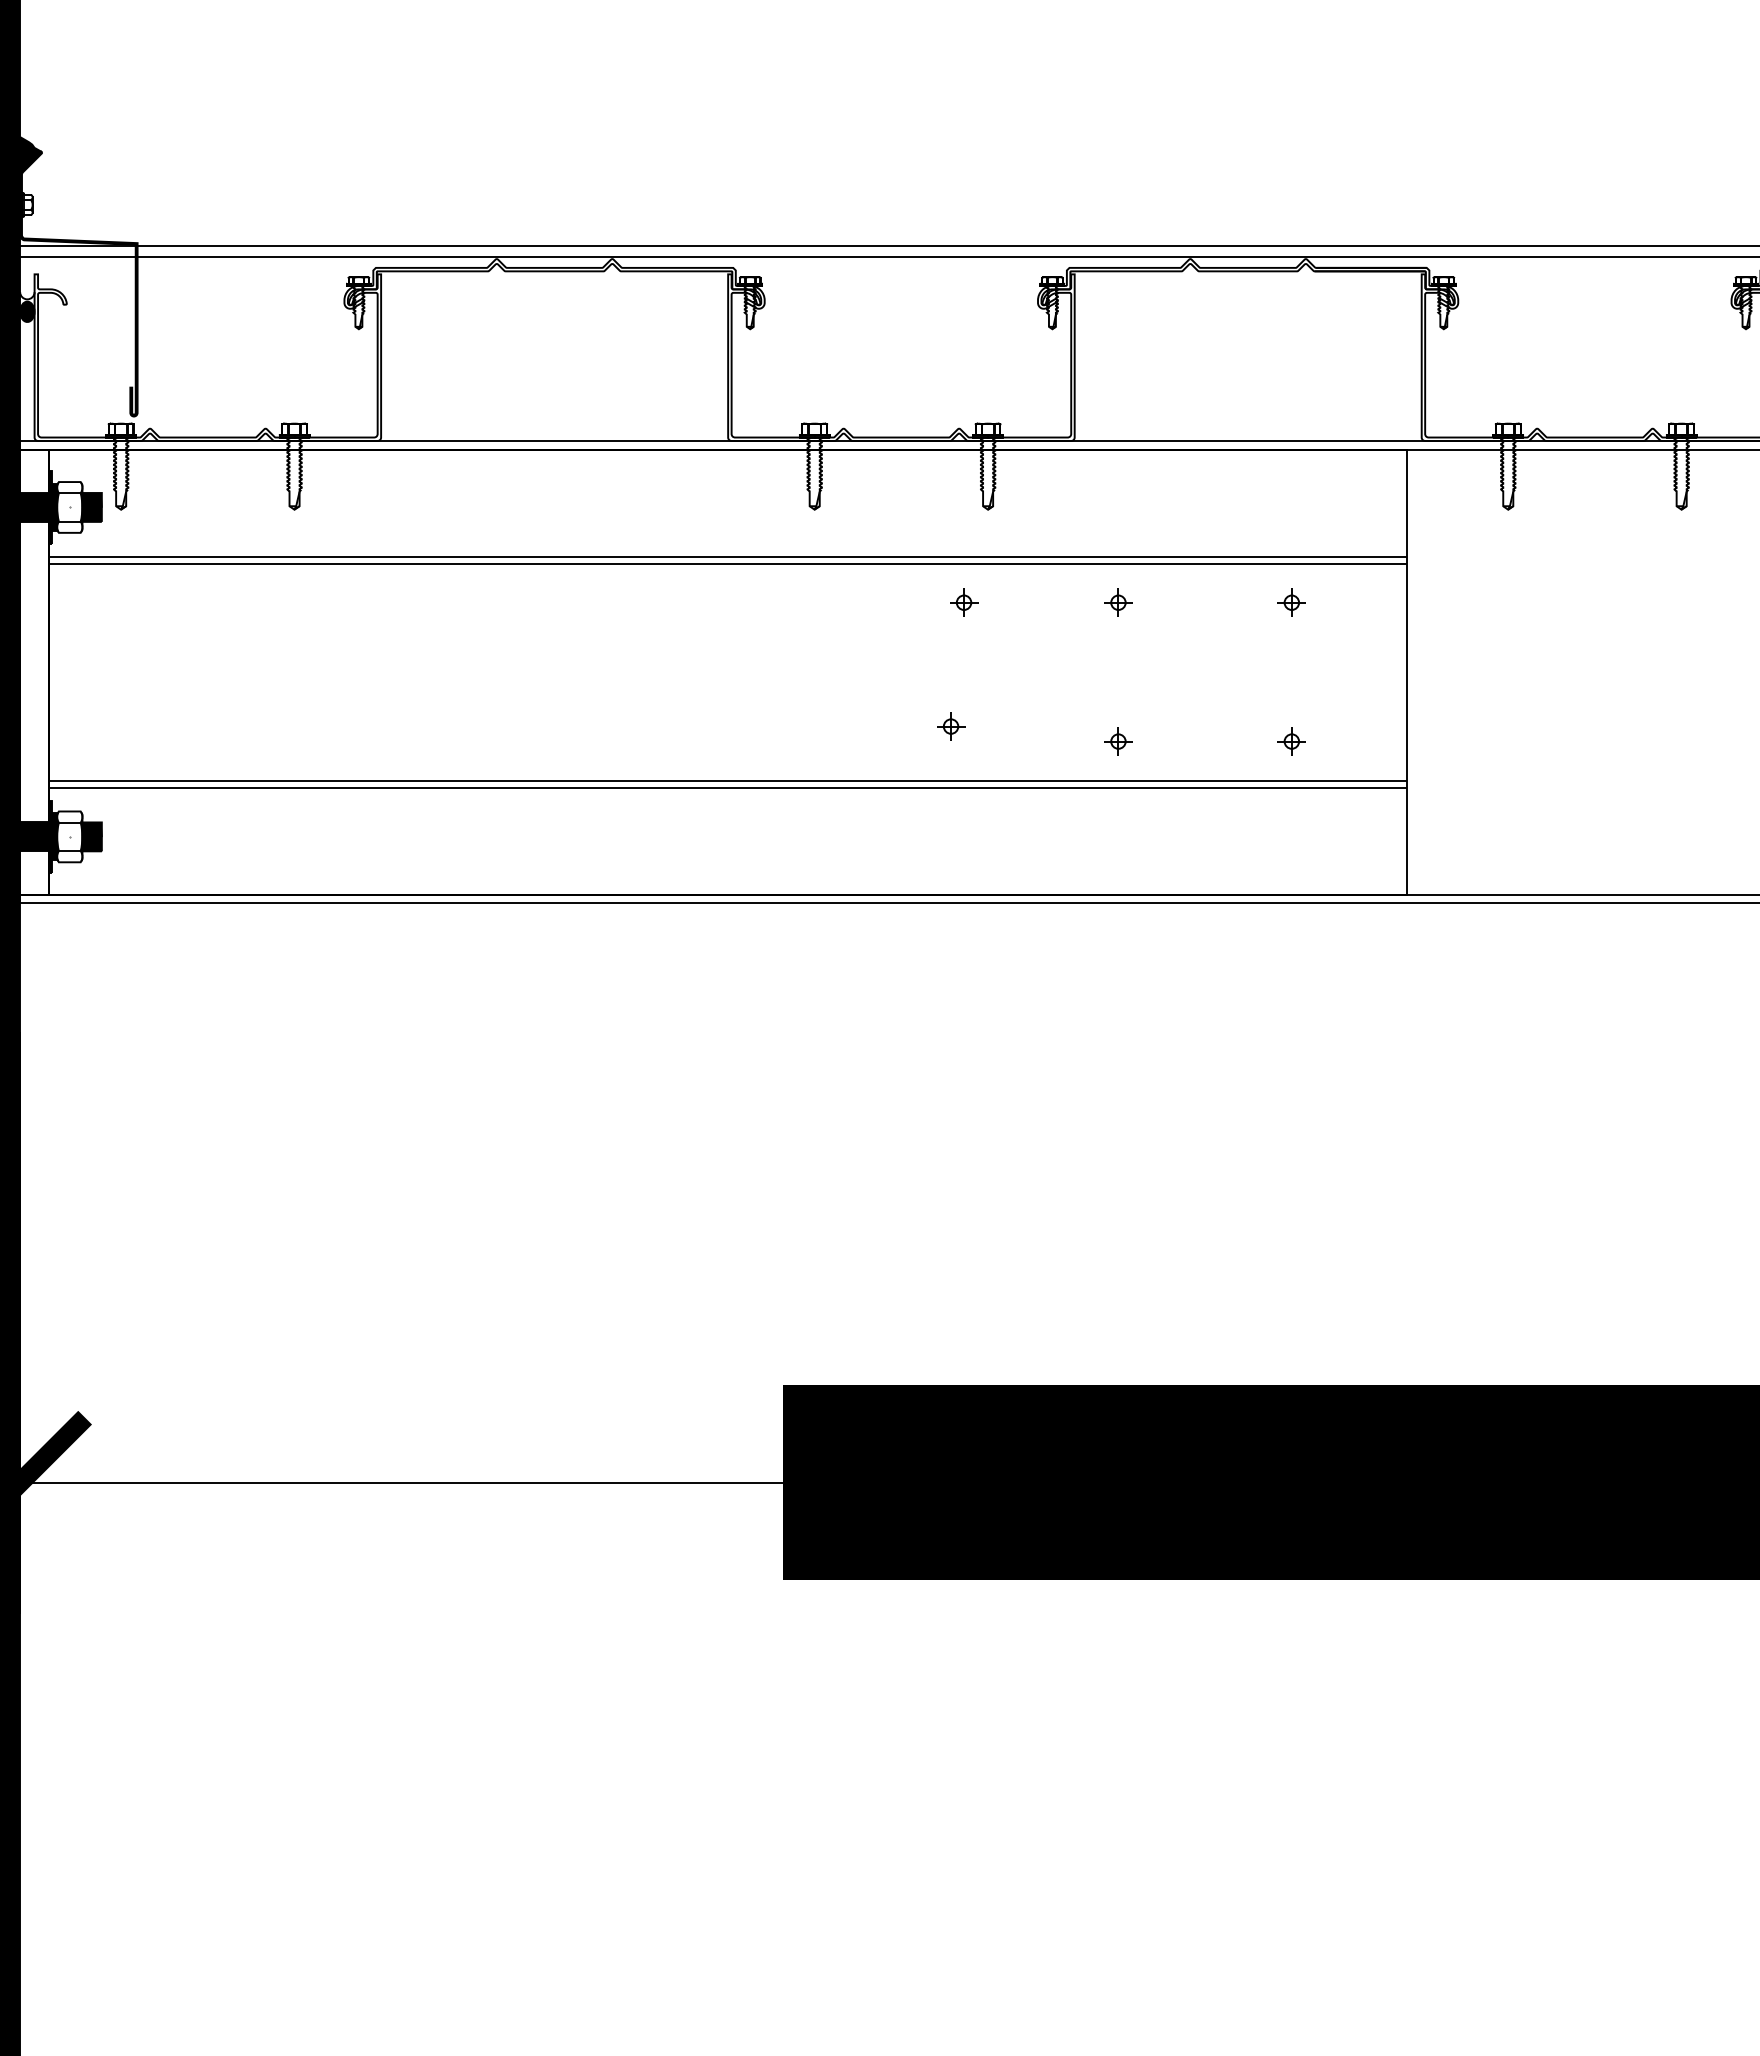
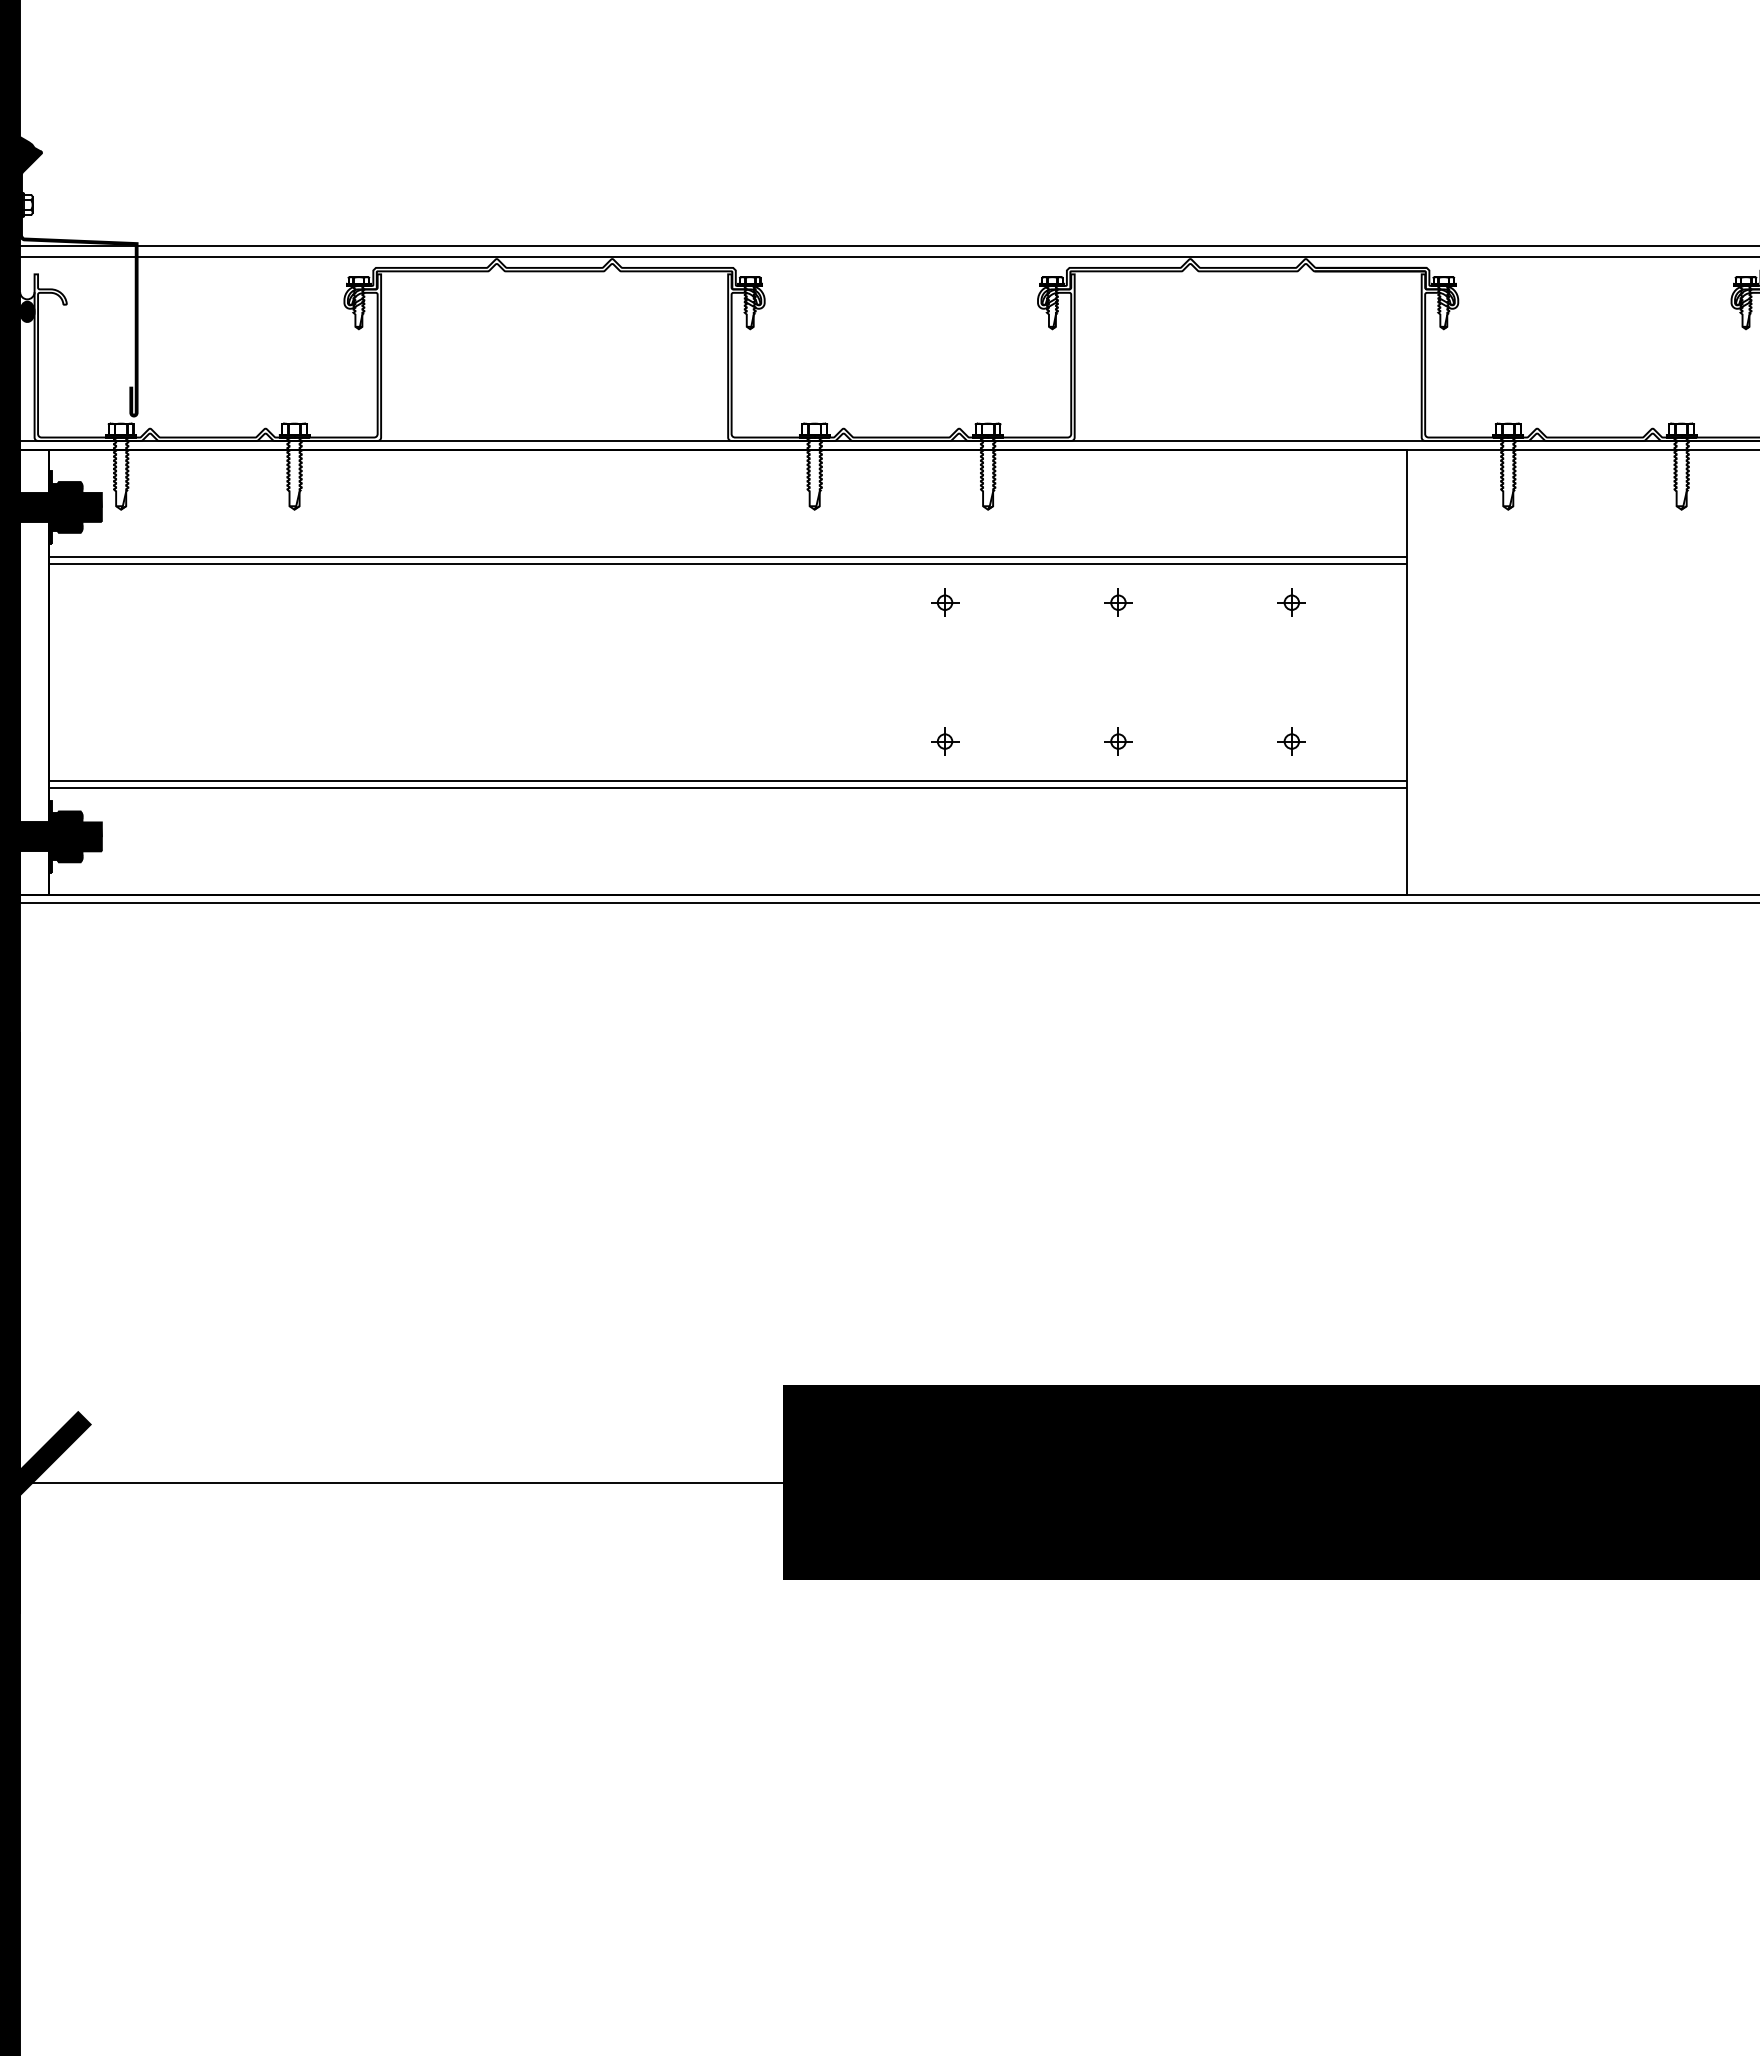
fill: none -> present (69, 507)
part position: (964, 602) -> (945, 602) (945, 602)
part position: (951, 726) -> (945, 741) (945, 741)
fill: none -> present (69, 836)
